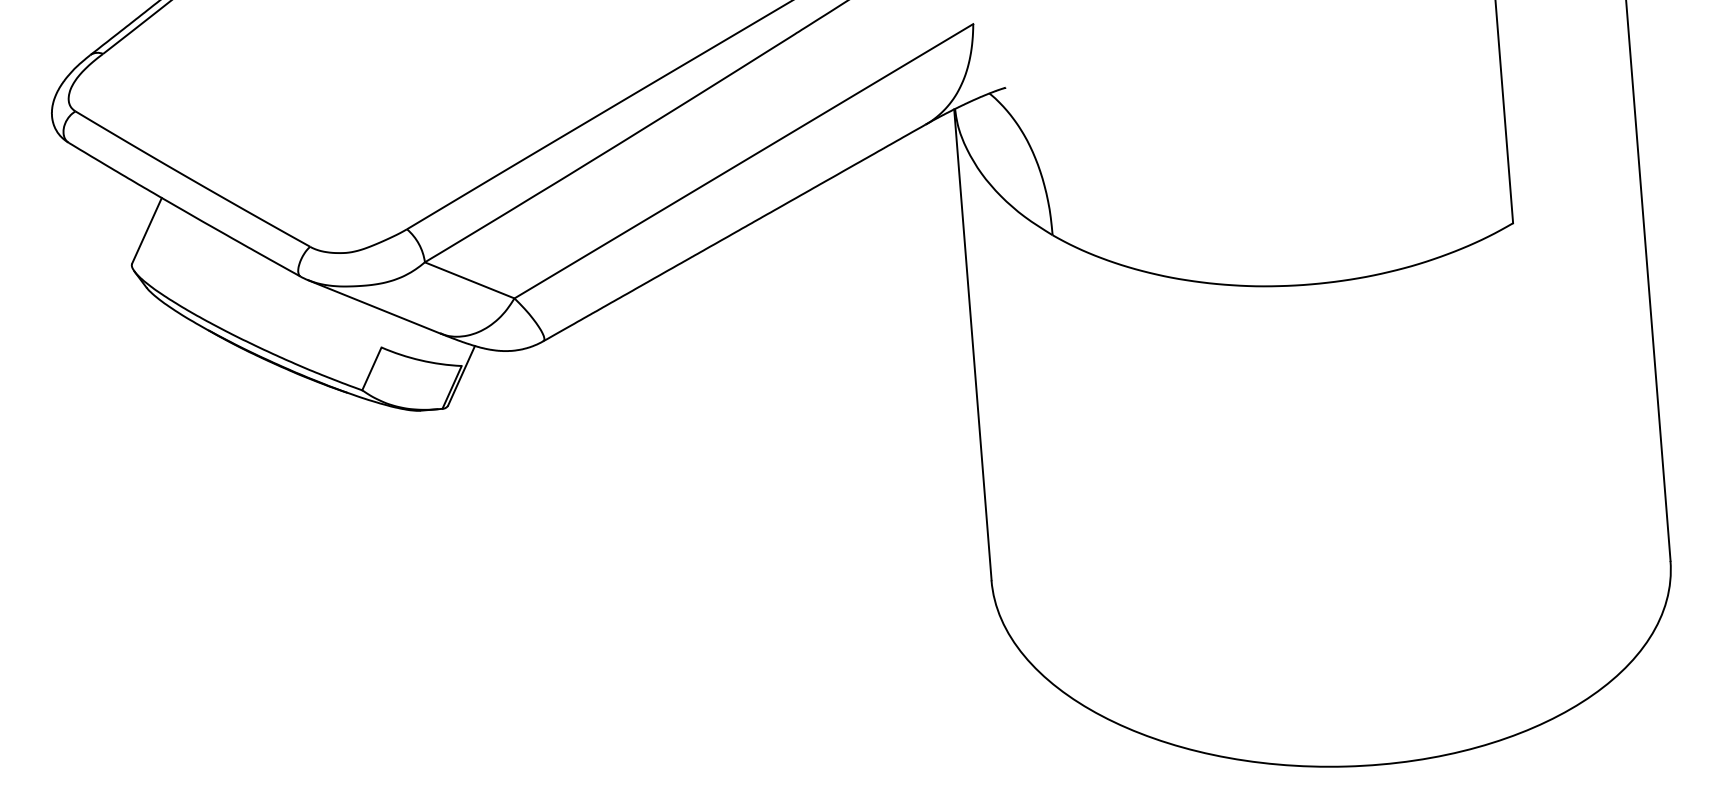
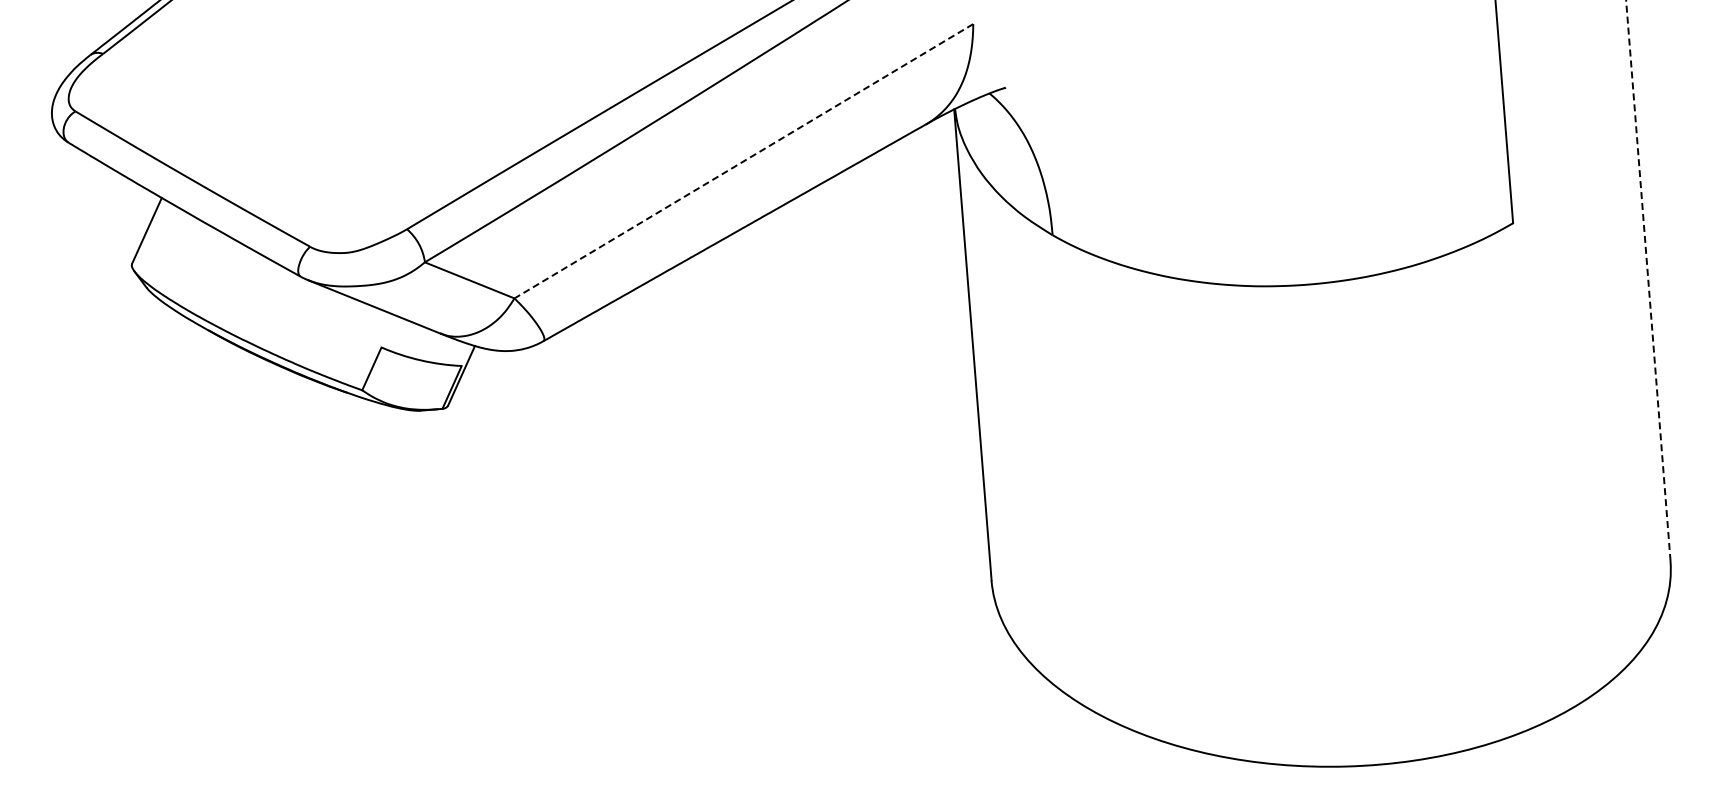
line: solid -> dashed (743, 161)
line: solid -> dashed (1648, 280)
